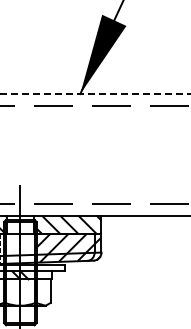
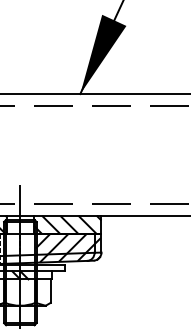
line: dashed -> solid (95, 94)
